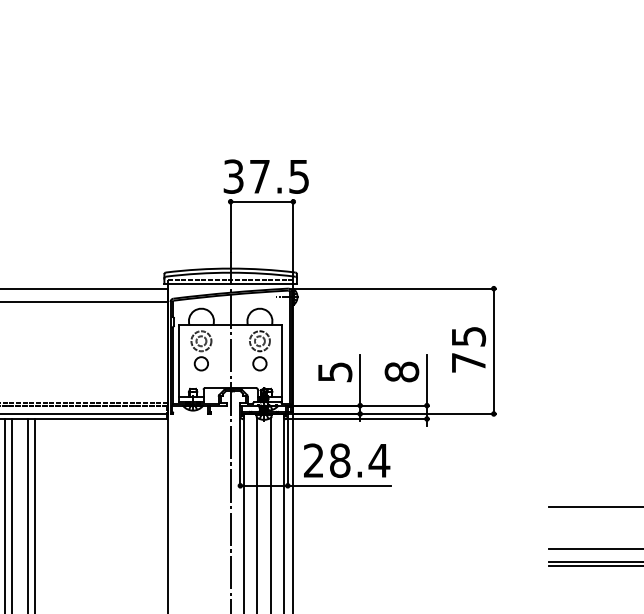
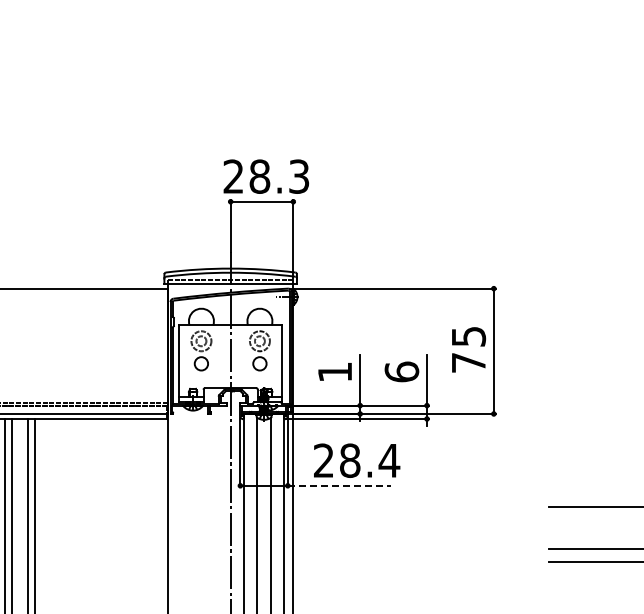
text: 37.5 -> 28.3 (266, 176)
line: present -> none (85, 302)
text: 8 -> 6 (401, 371)
text: 5 -> 1 (335, 372)
text position: (347, 460) -> (357, 460) (357, 460)
line: solid -> dashed (339, 485)
line: present -> none (594, 565)
